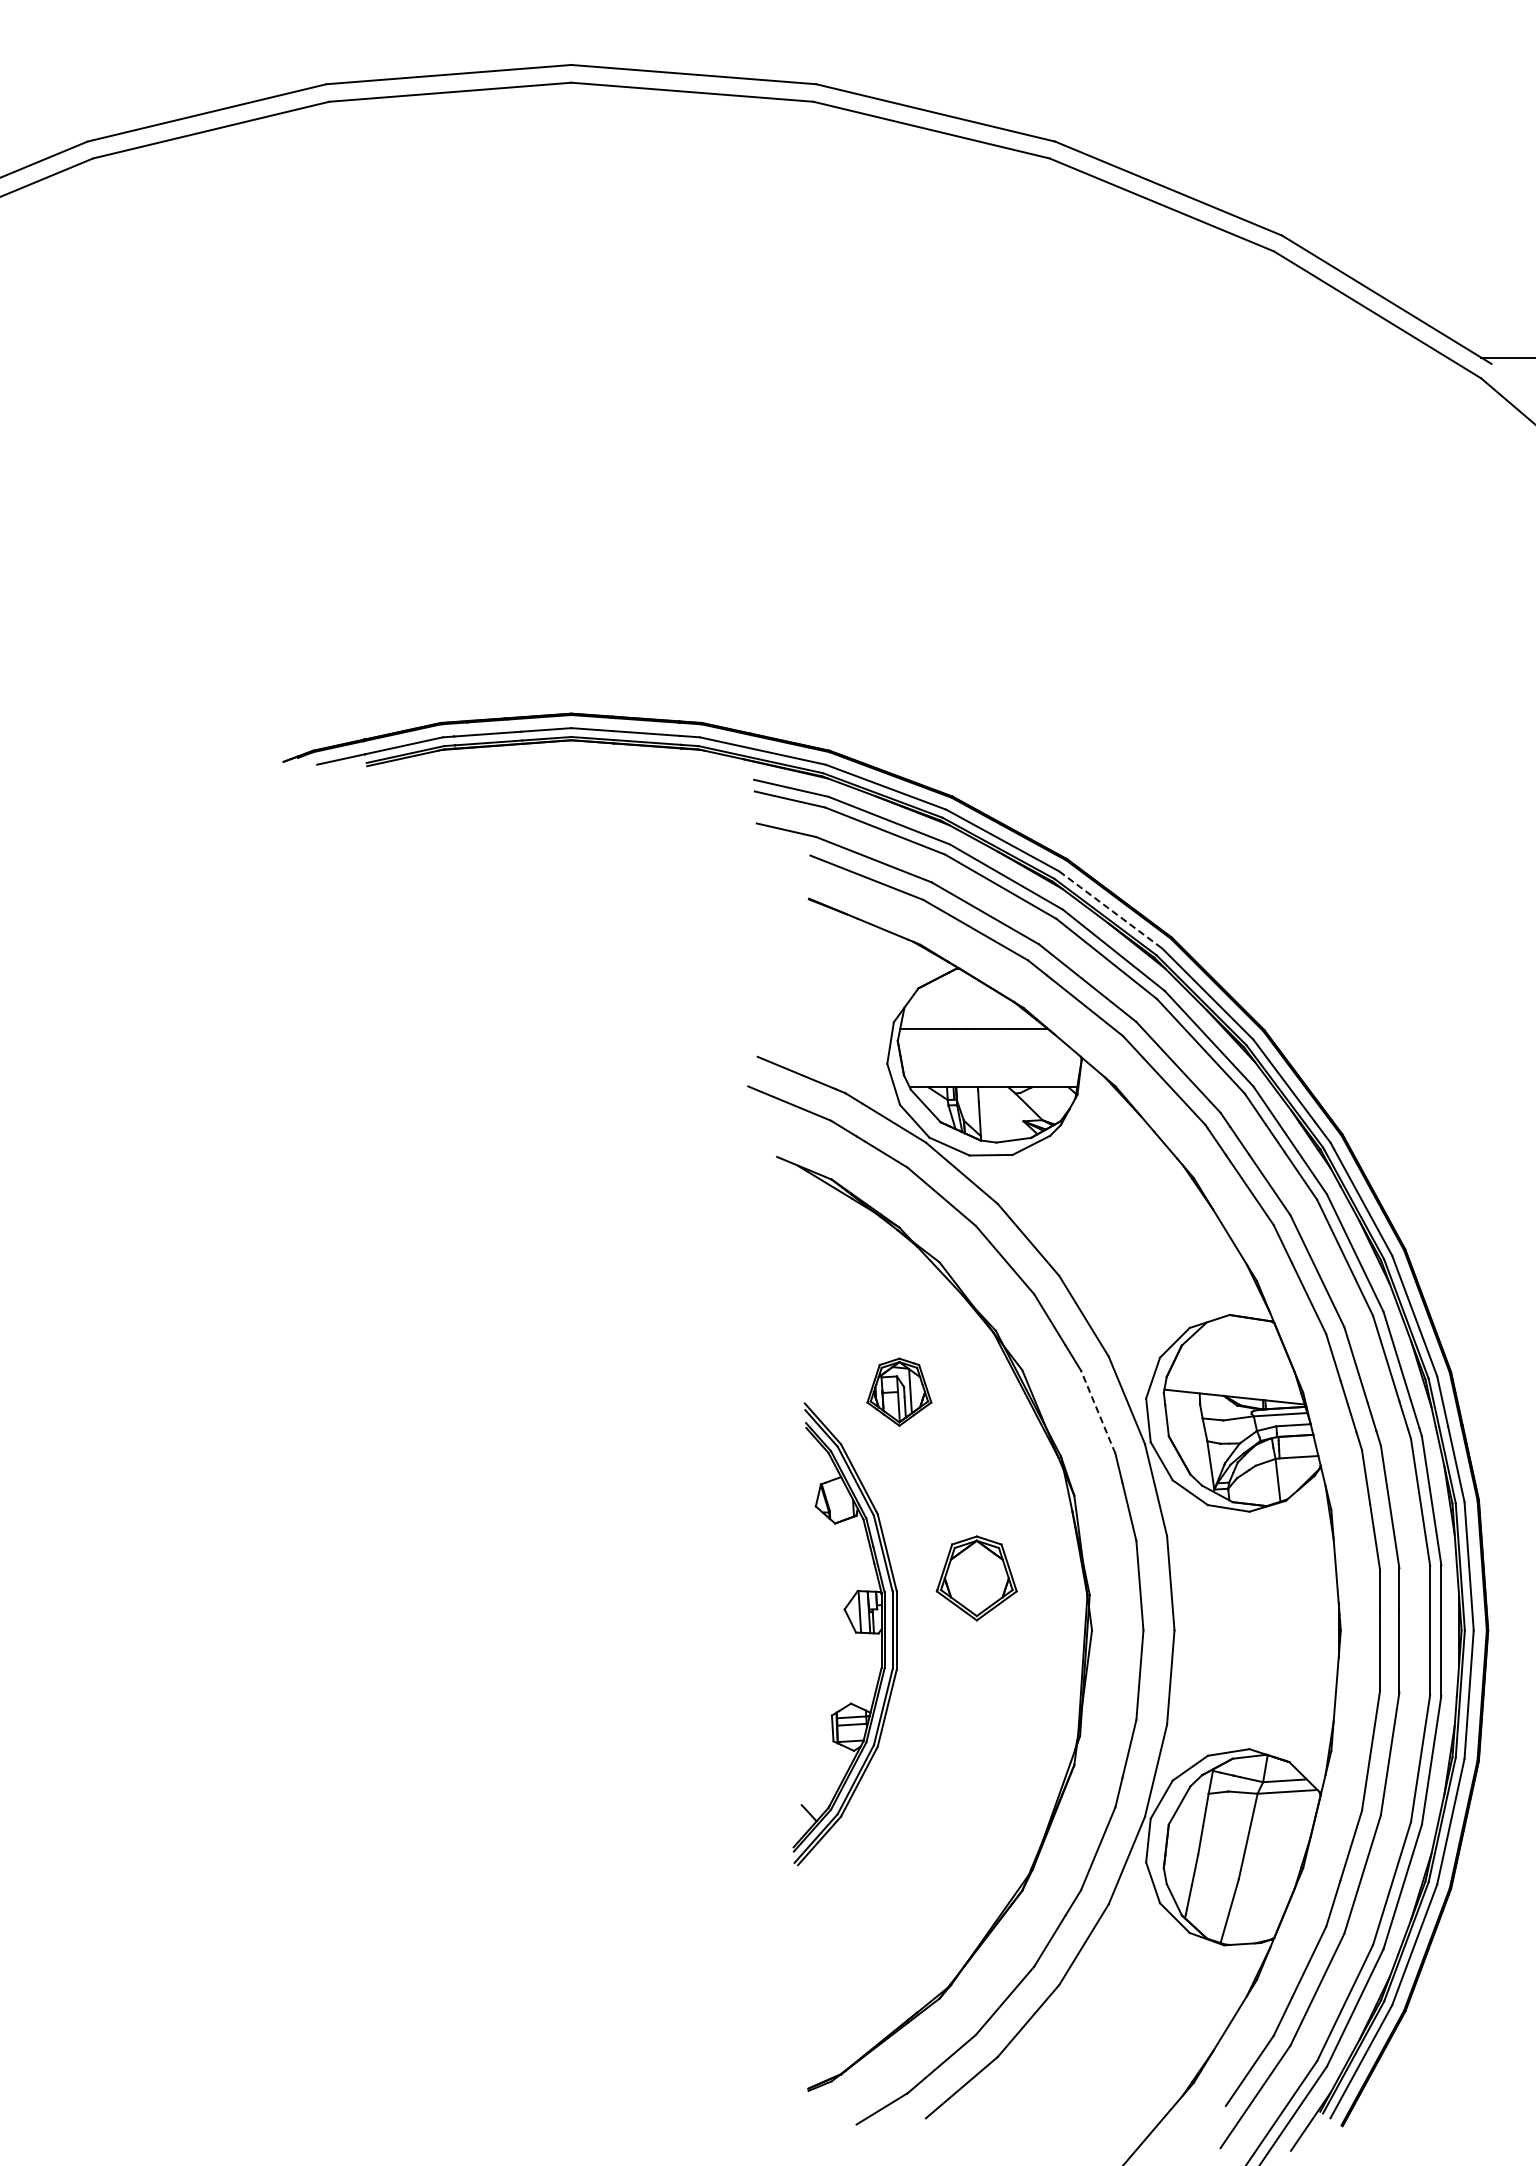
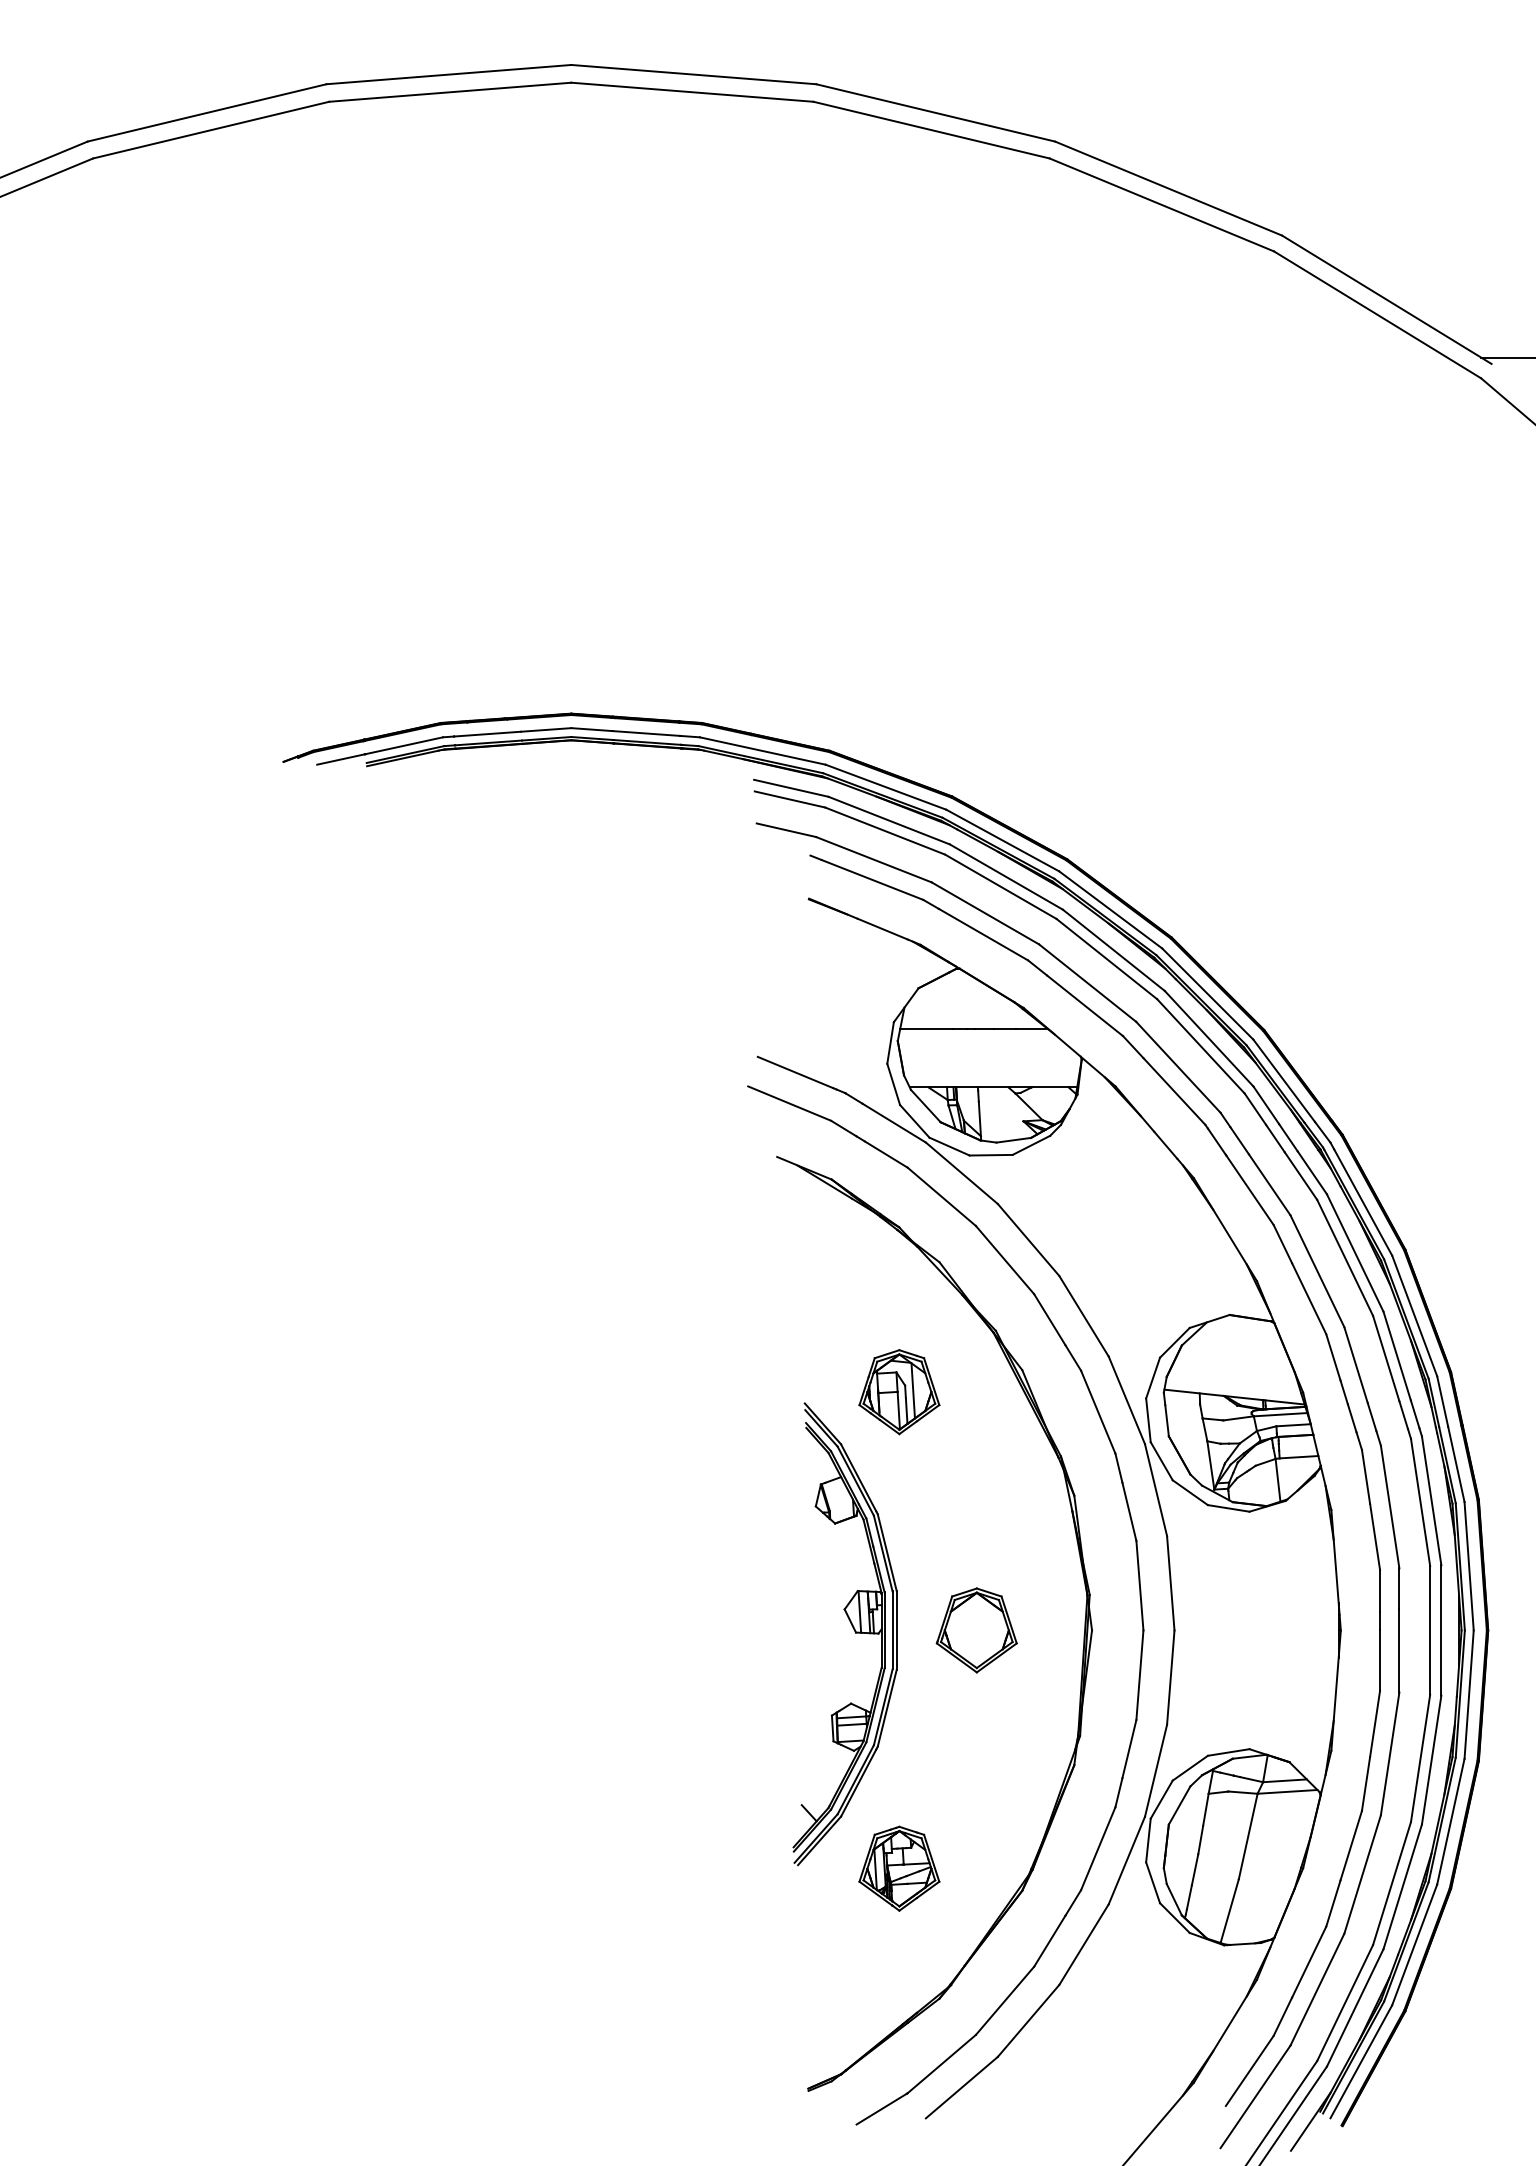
line: dashed -> solid (1111, 910)
part size: 67x70 px -> 83x87 px (899, 1392)
line: dashed -> solid (1098, 1412)
part position: (976, 1578) -> (976, 1630) (976, 1630)
part: none -> present (899, 1868)
